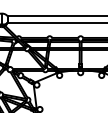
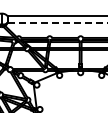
line: solid -> dashed (58, 22)
